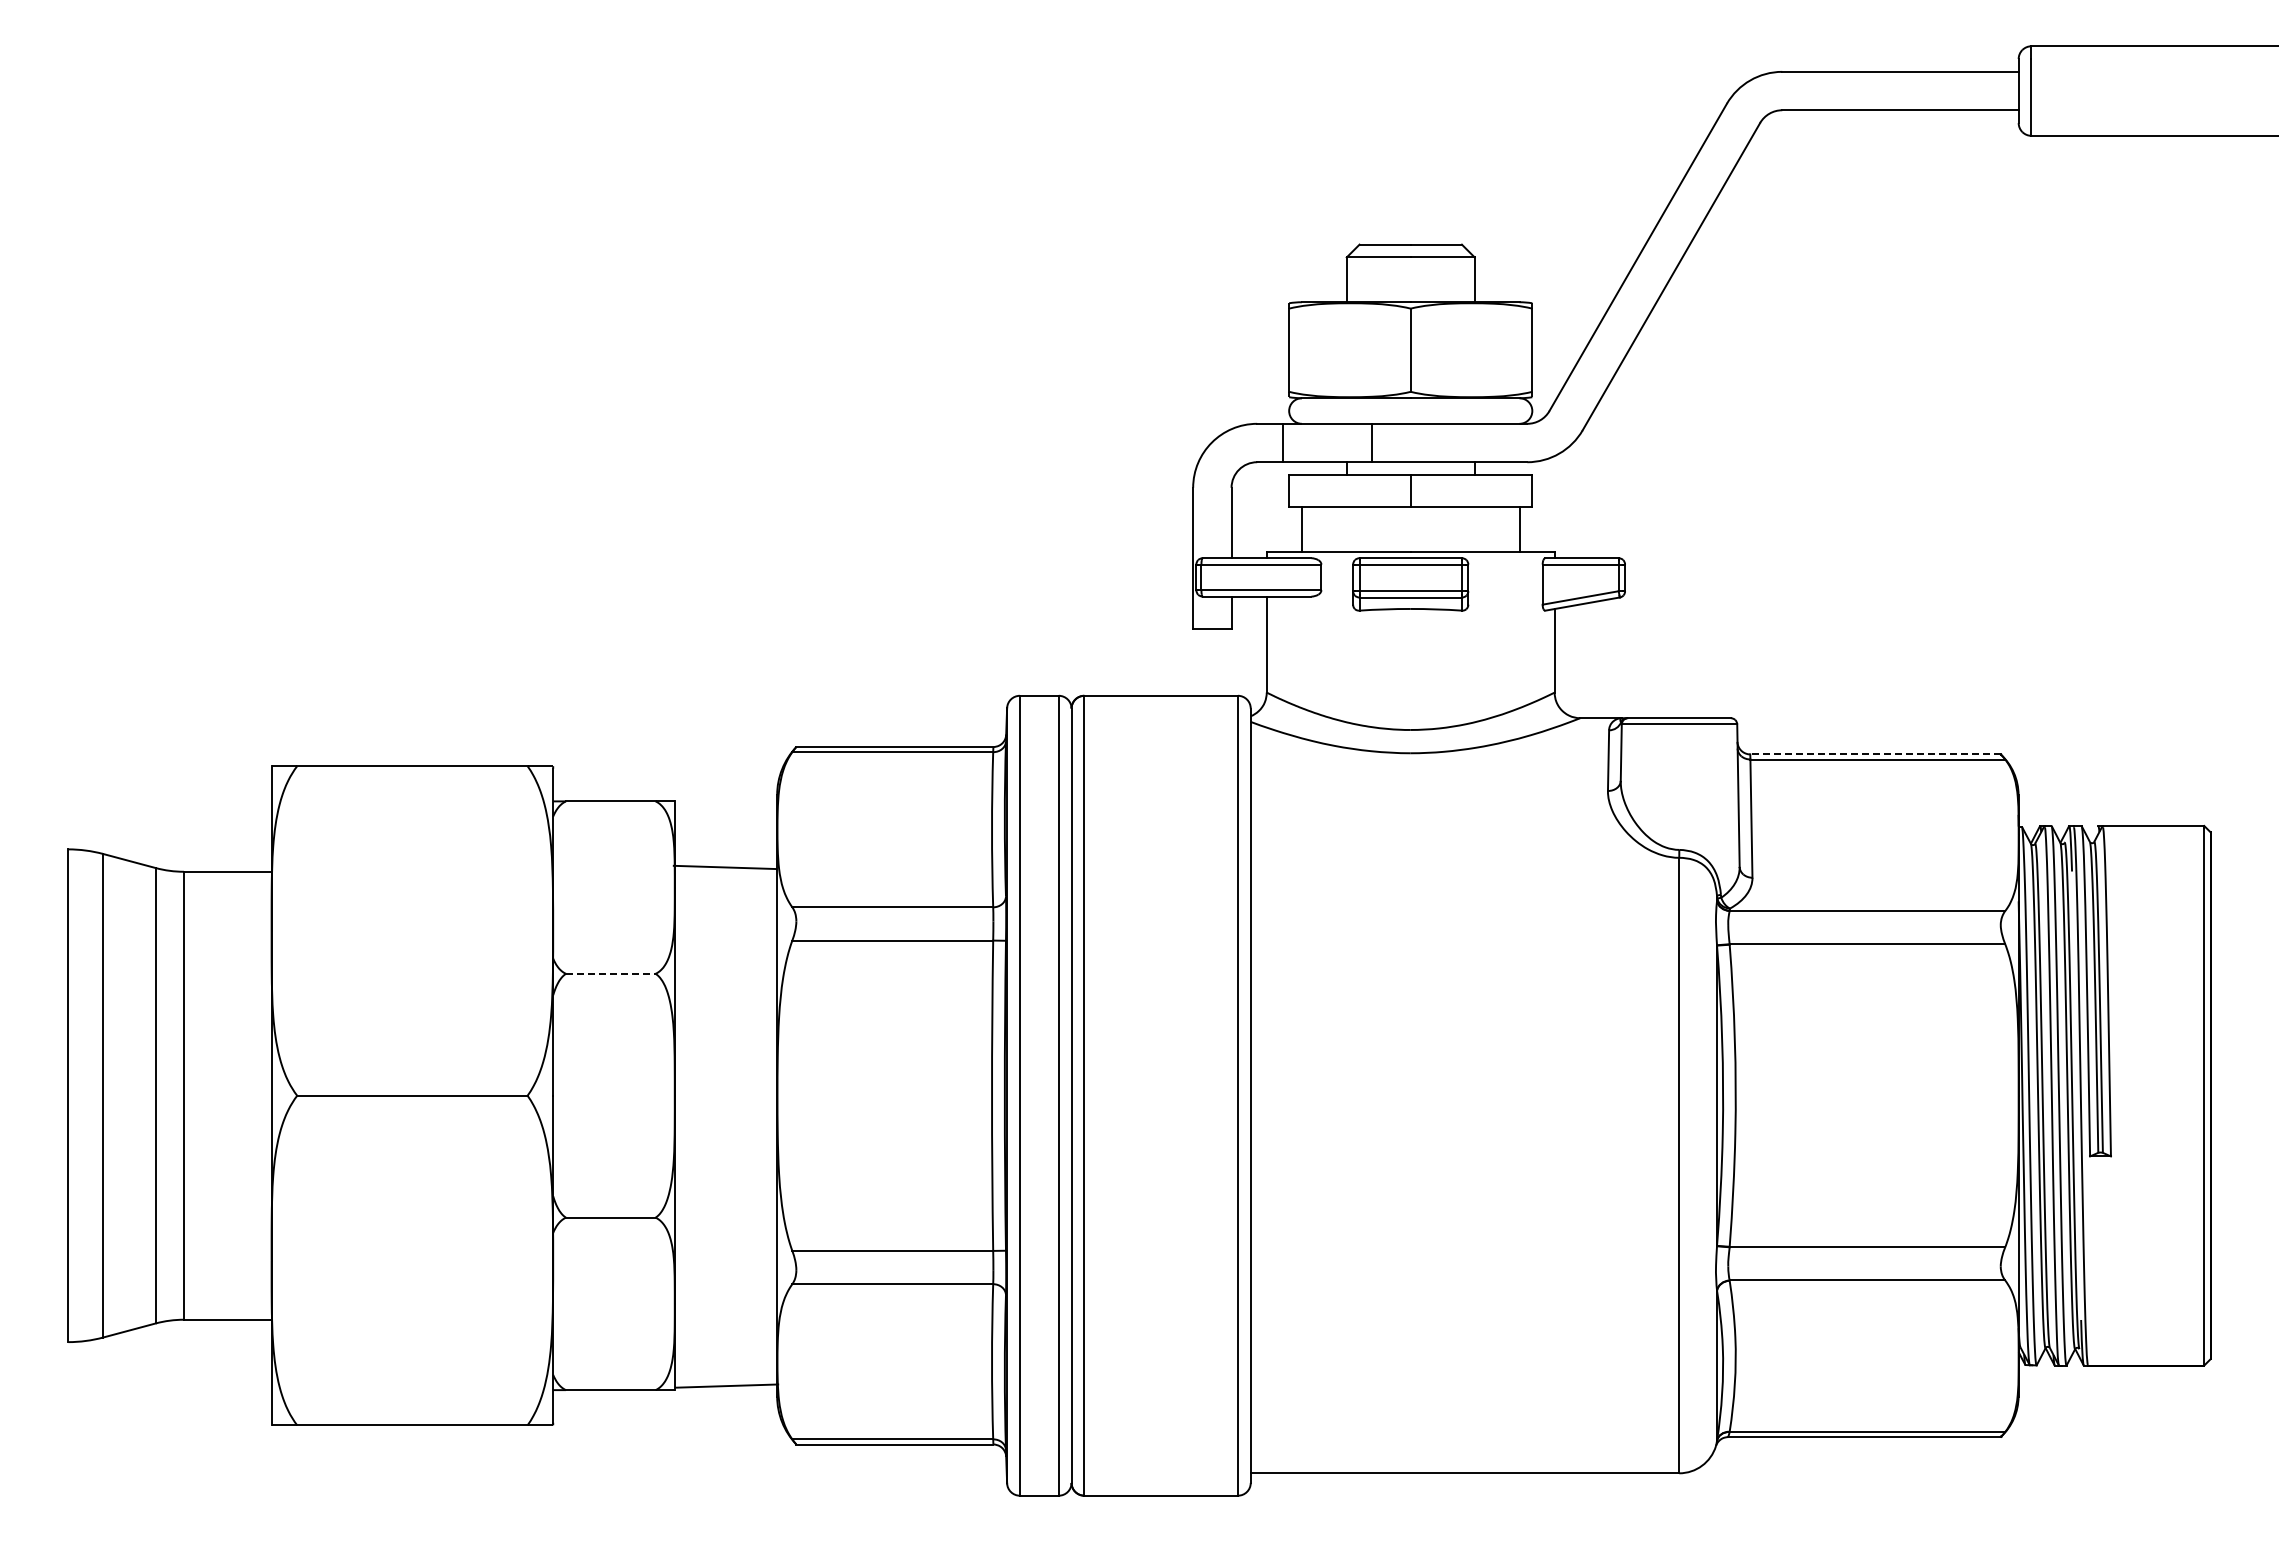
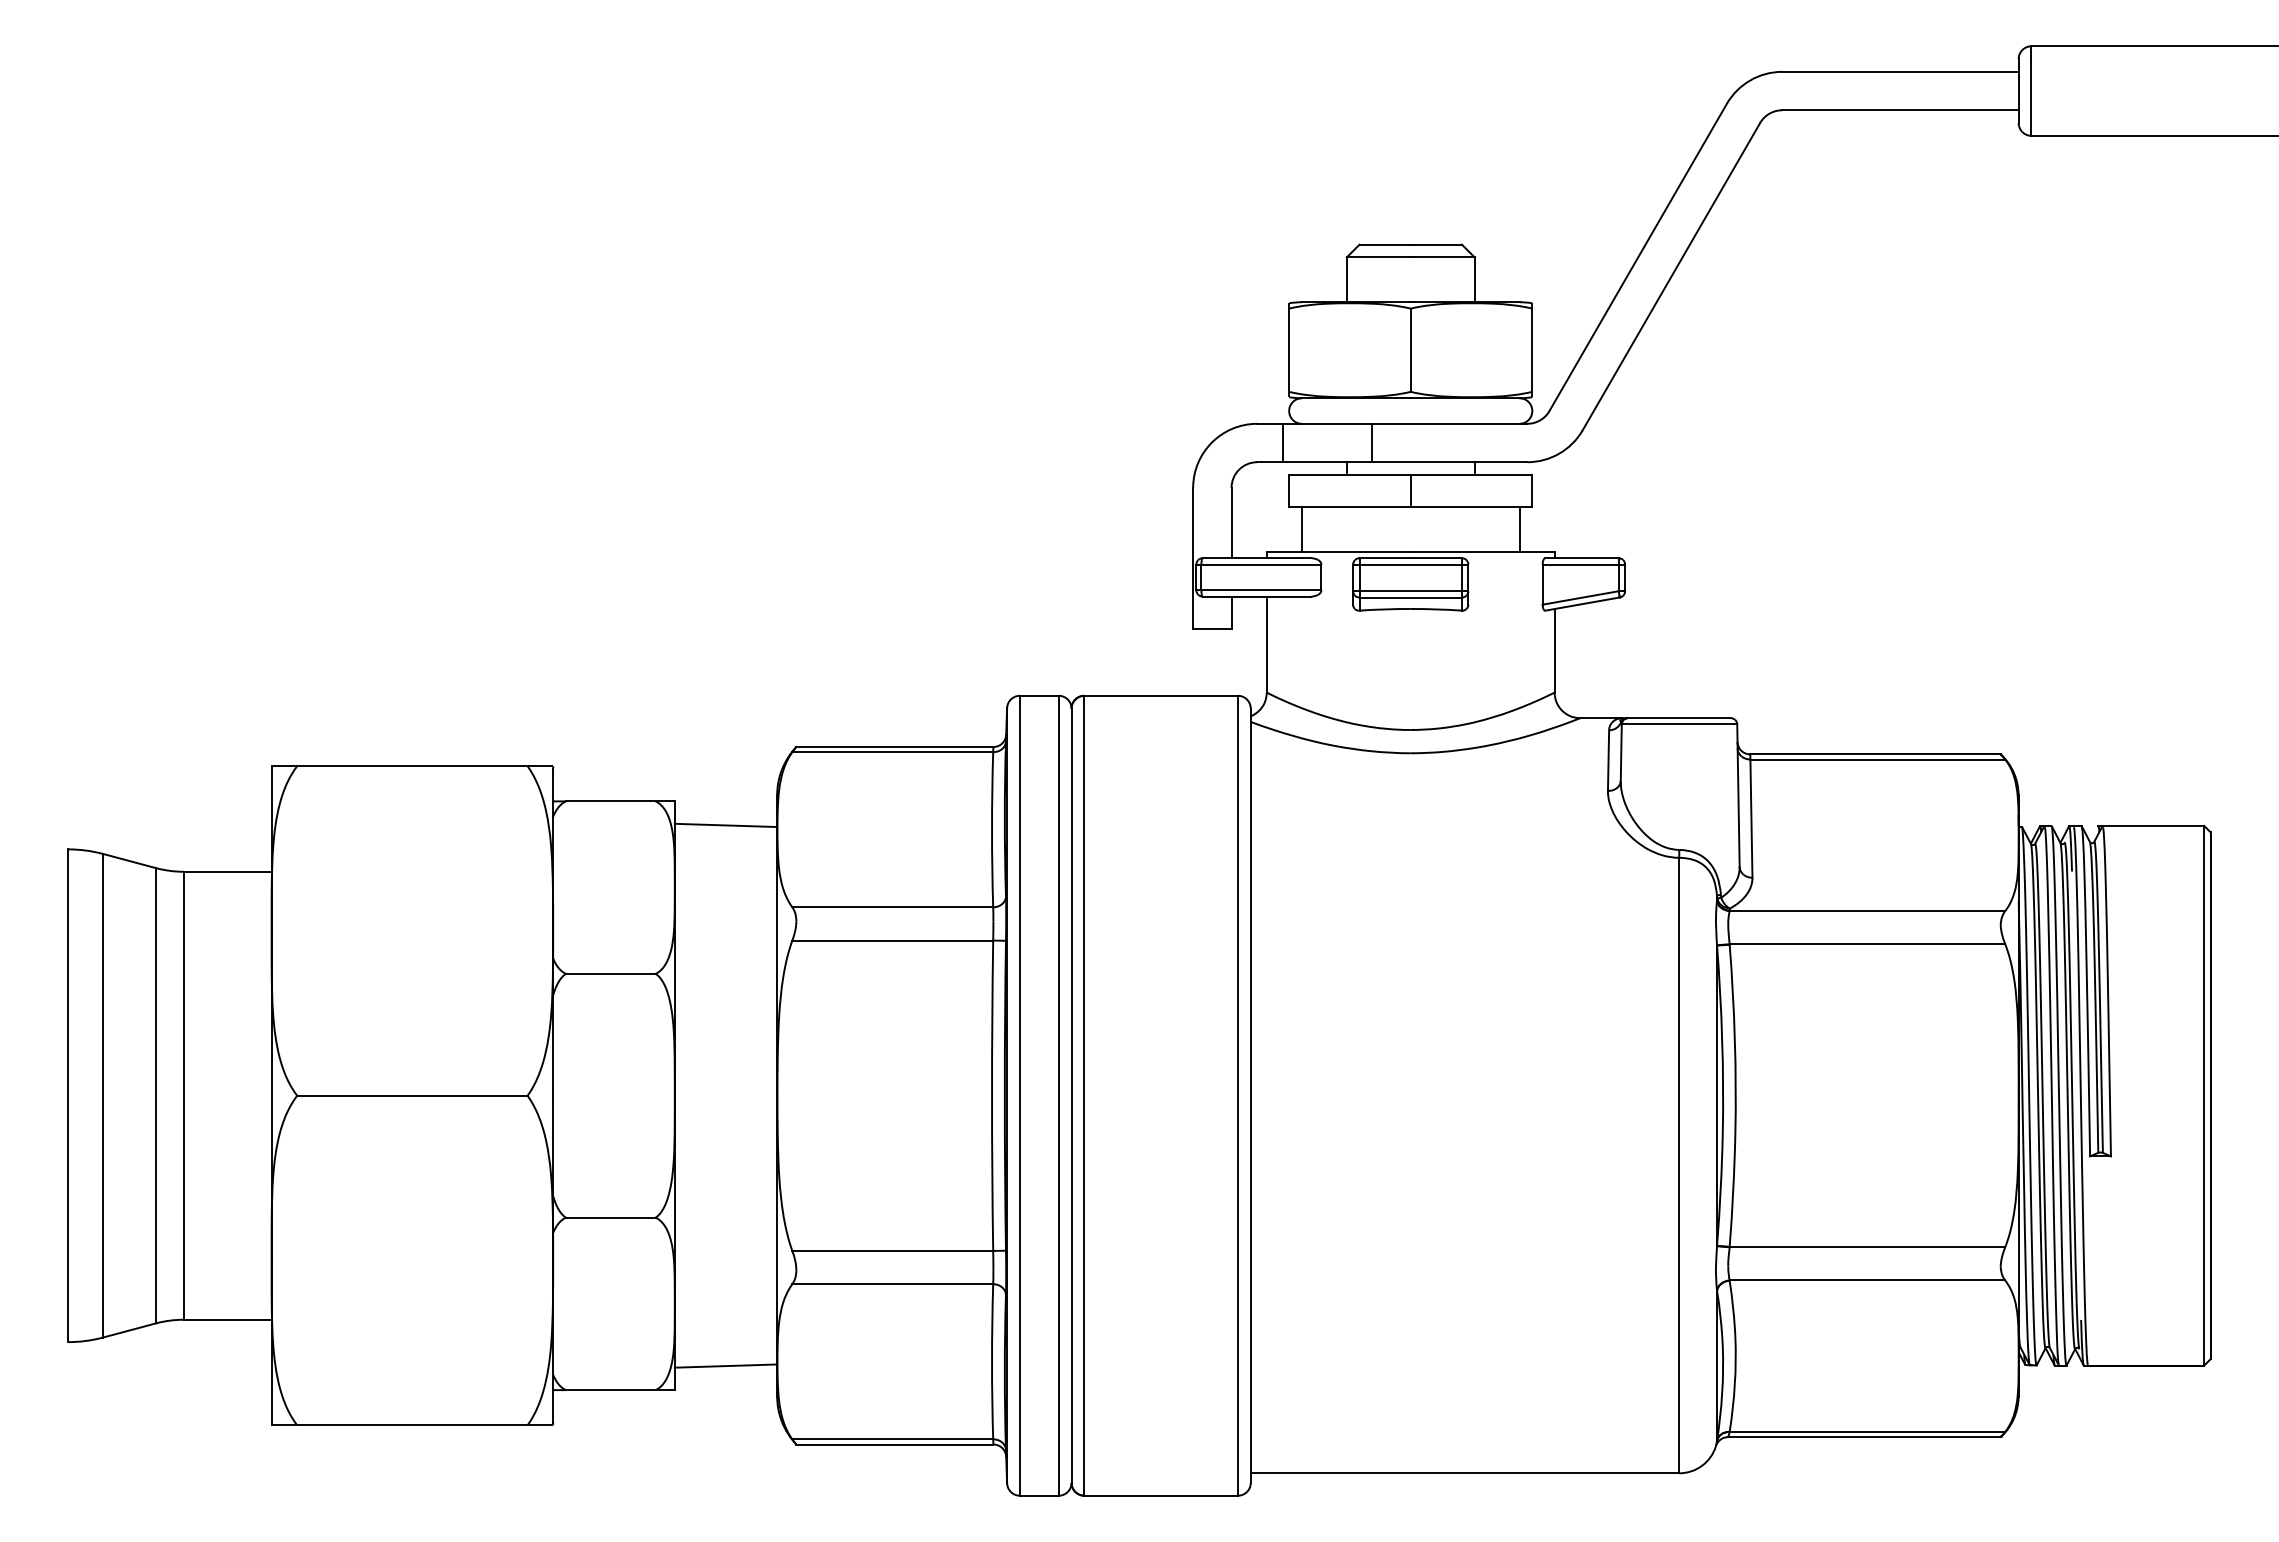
line: dashed -> solid (1875, 754)
line position: (724, 867) -> (725, 825) (725, 825)
line: dashed -> solid (610, 973)
line position: (726, 1385) -> (725, 1365) (725, 1365)
